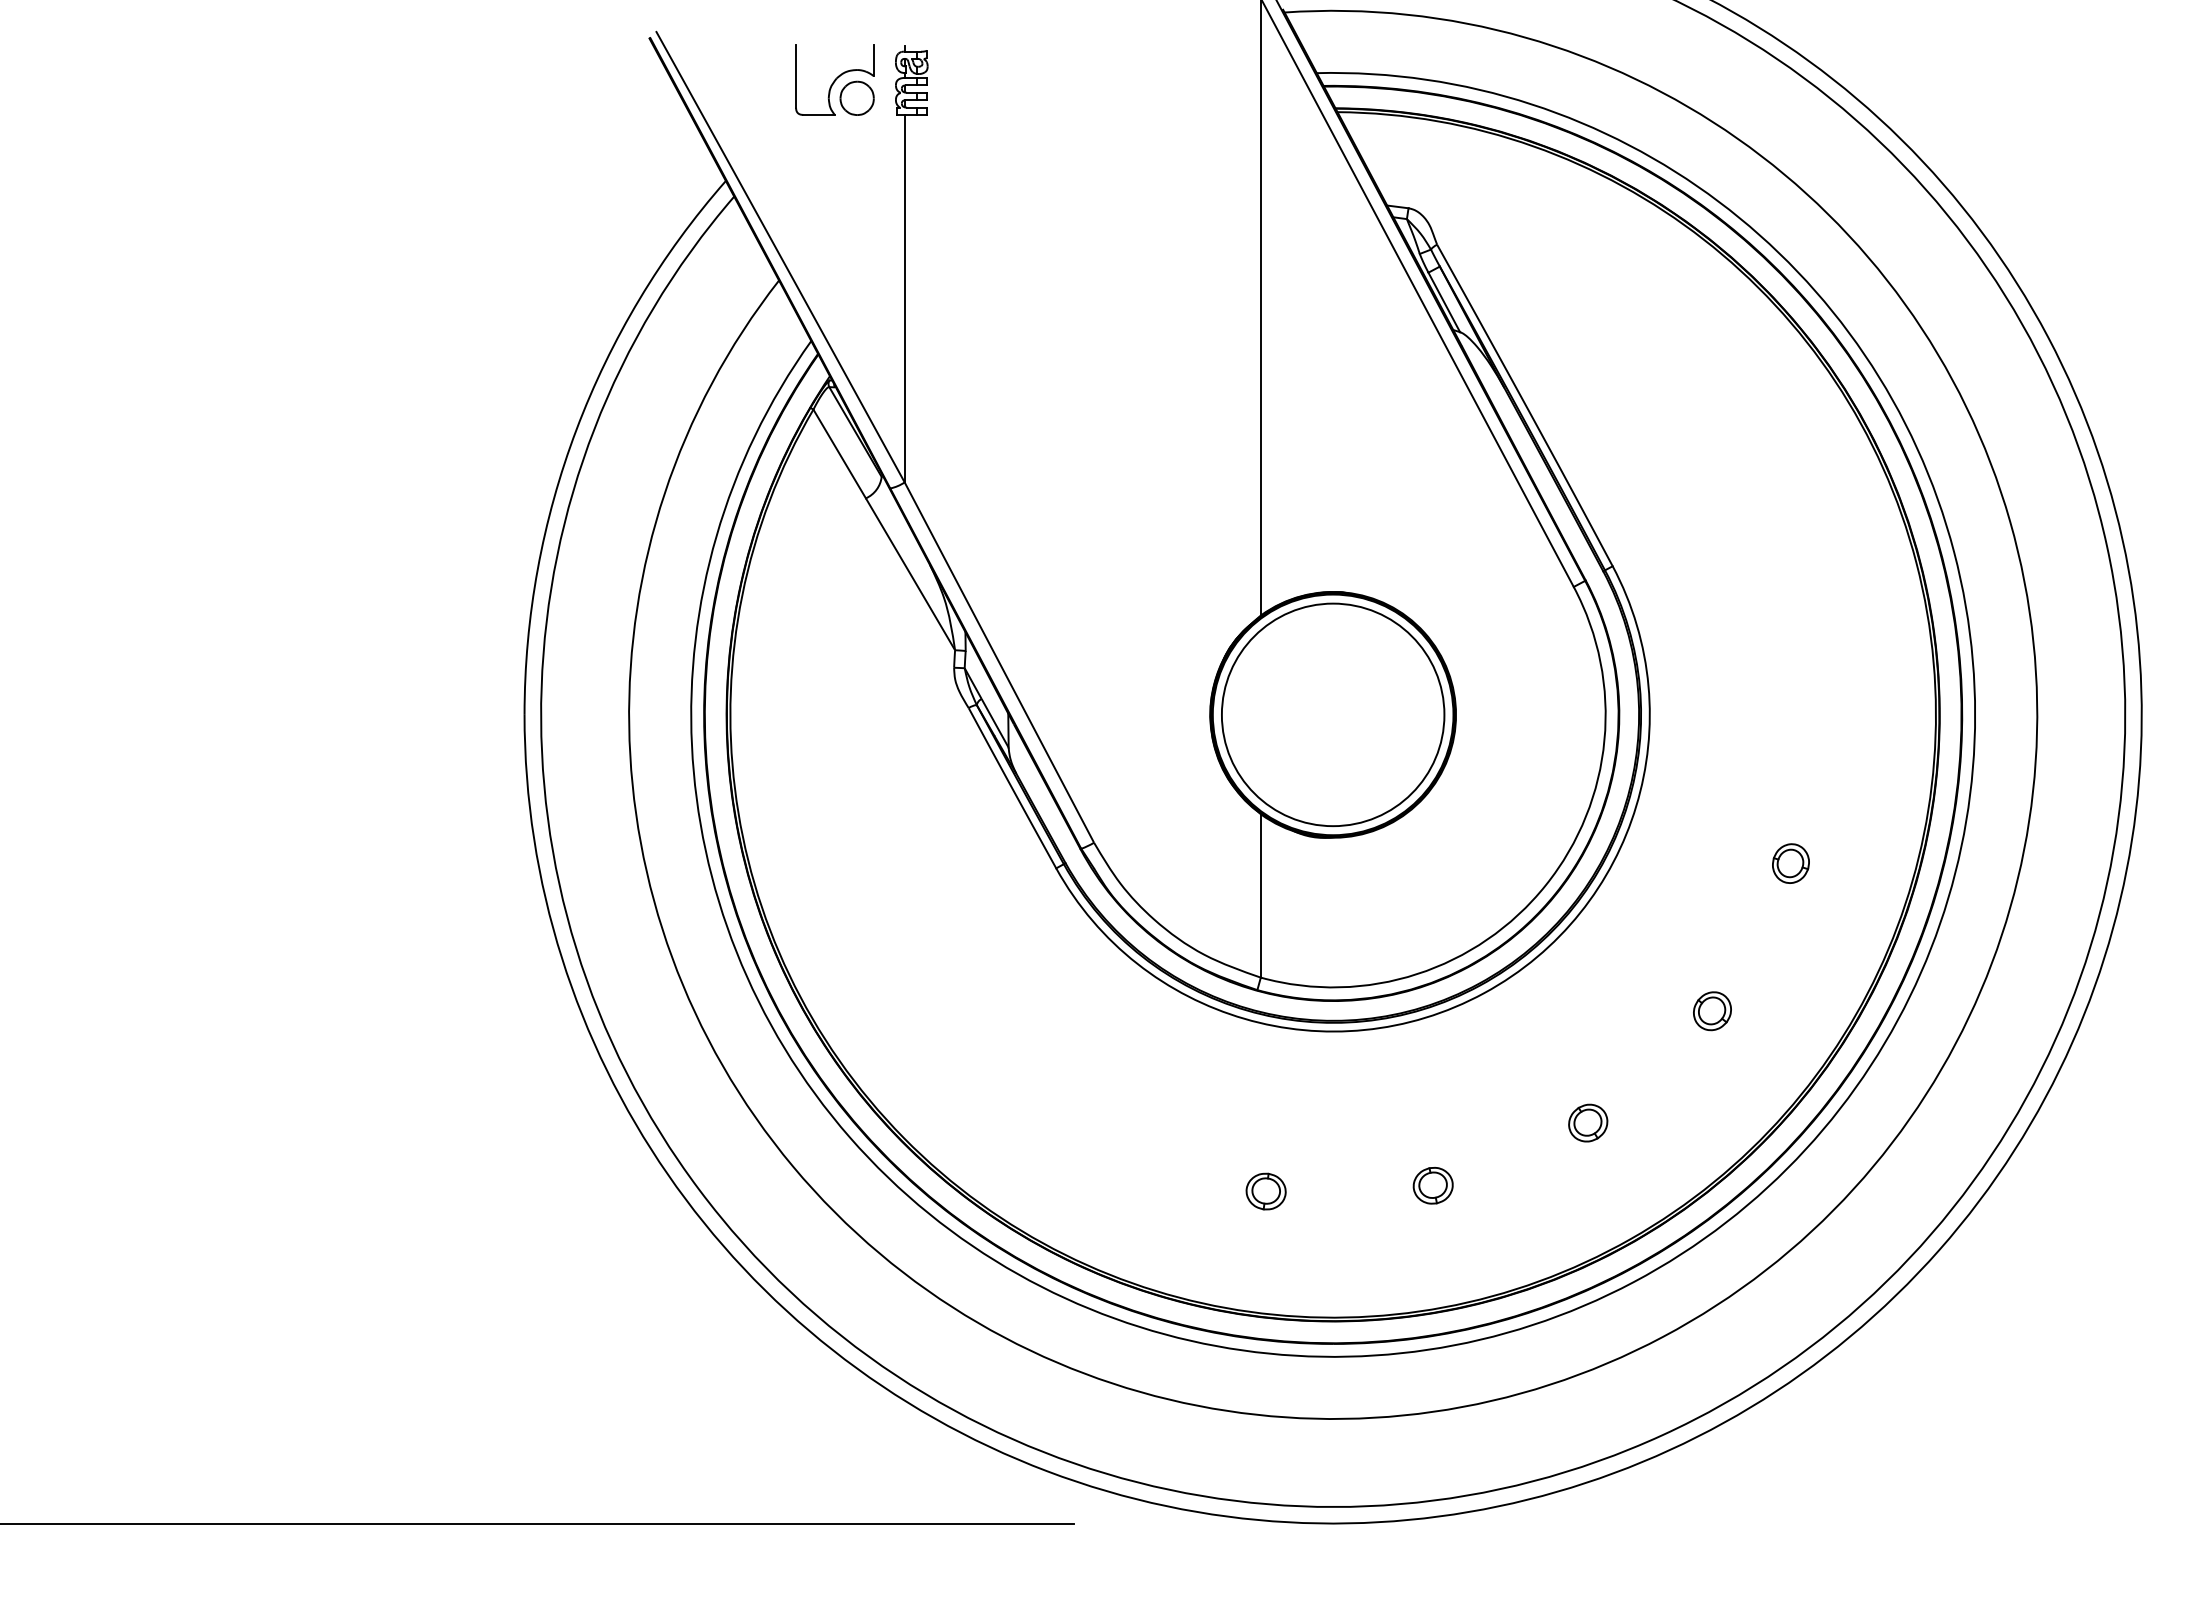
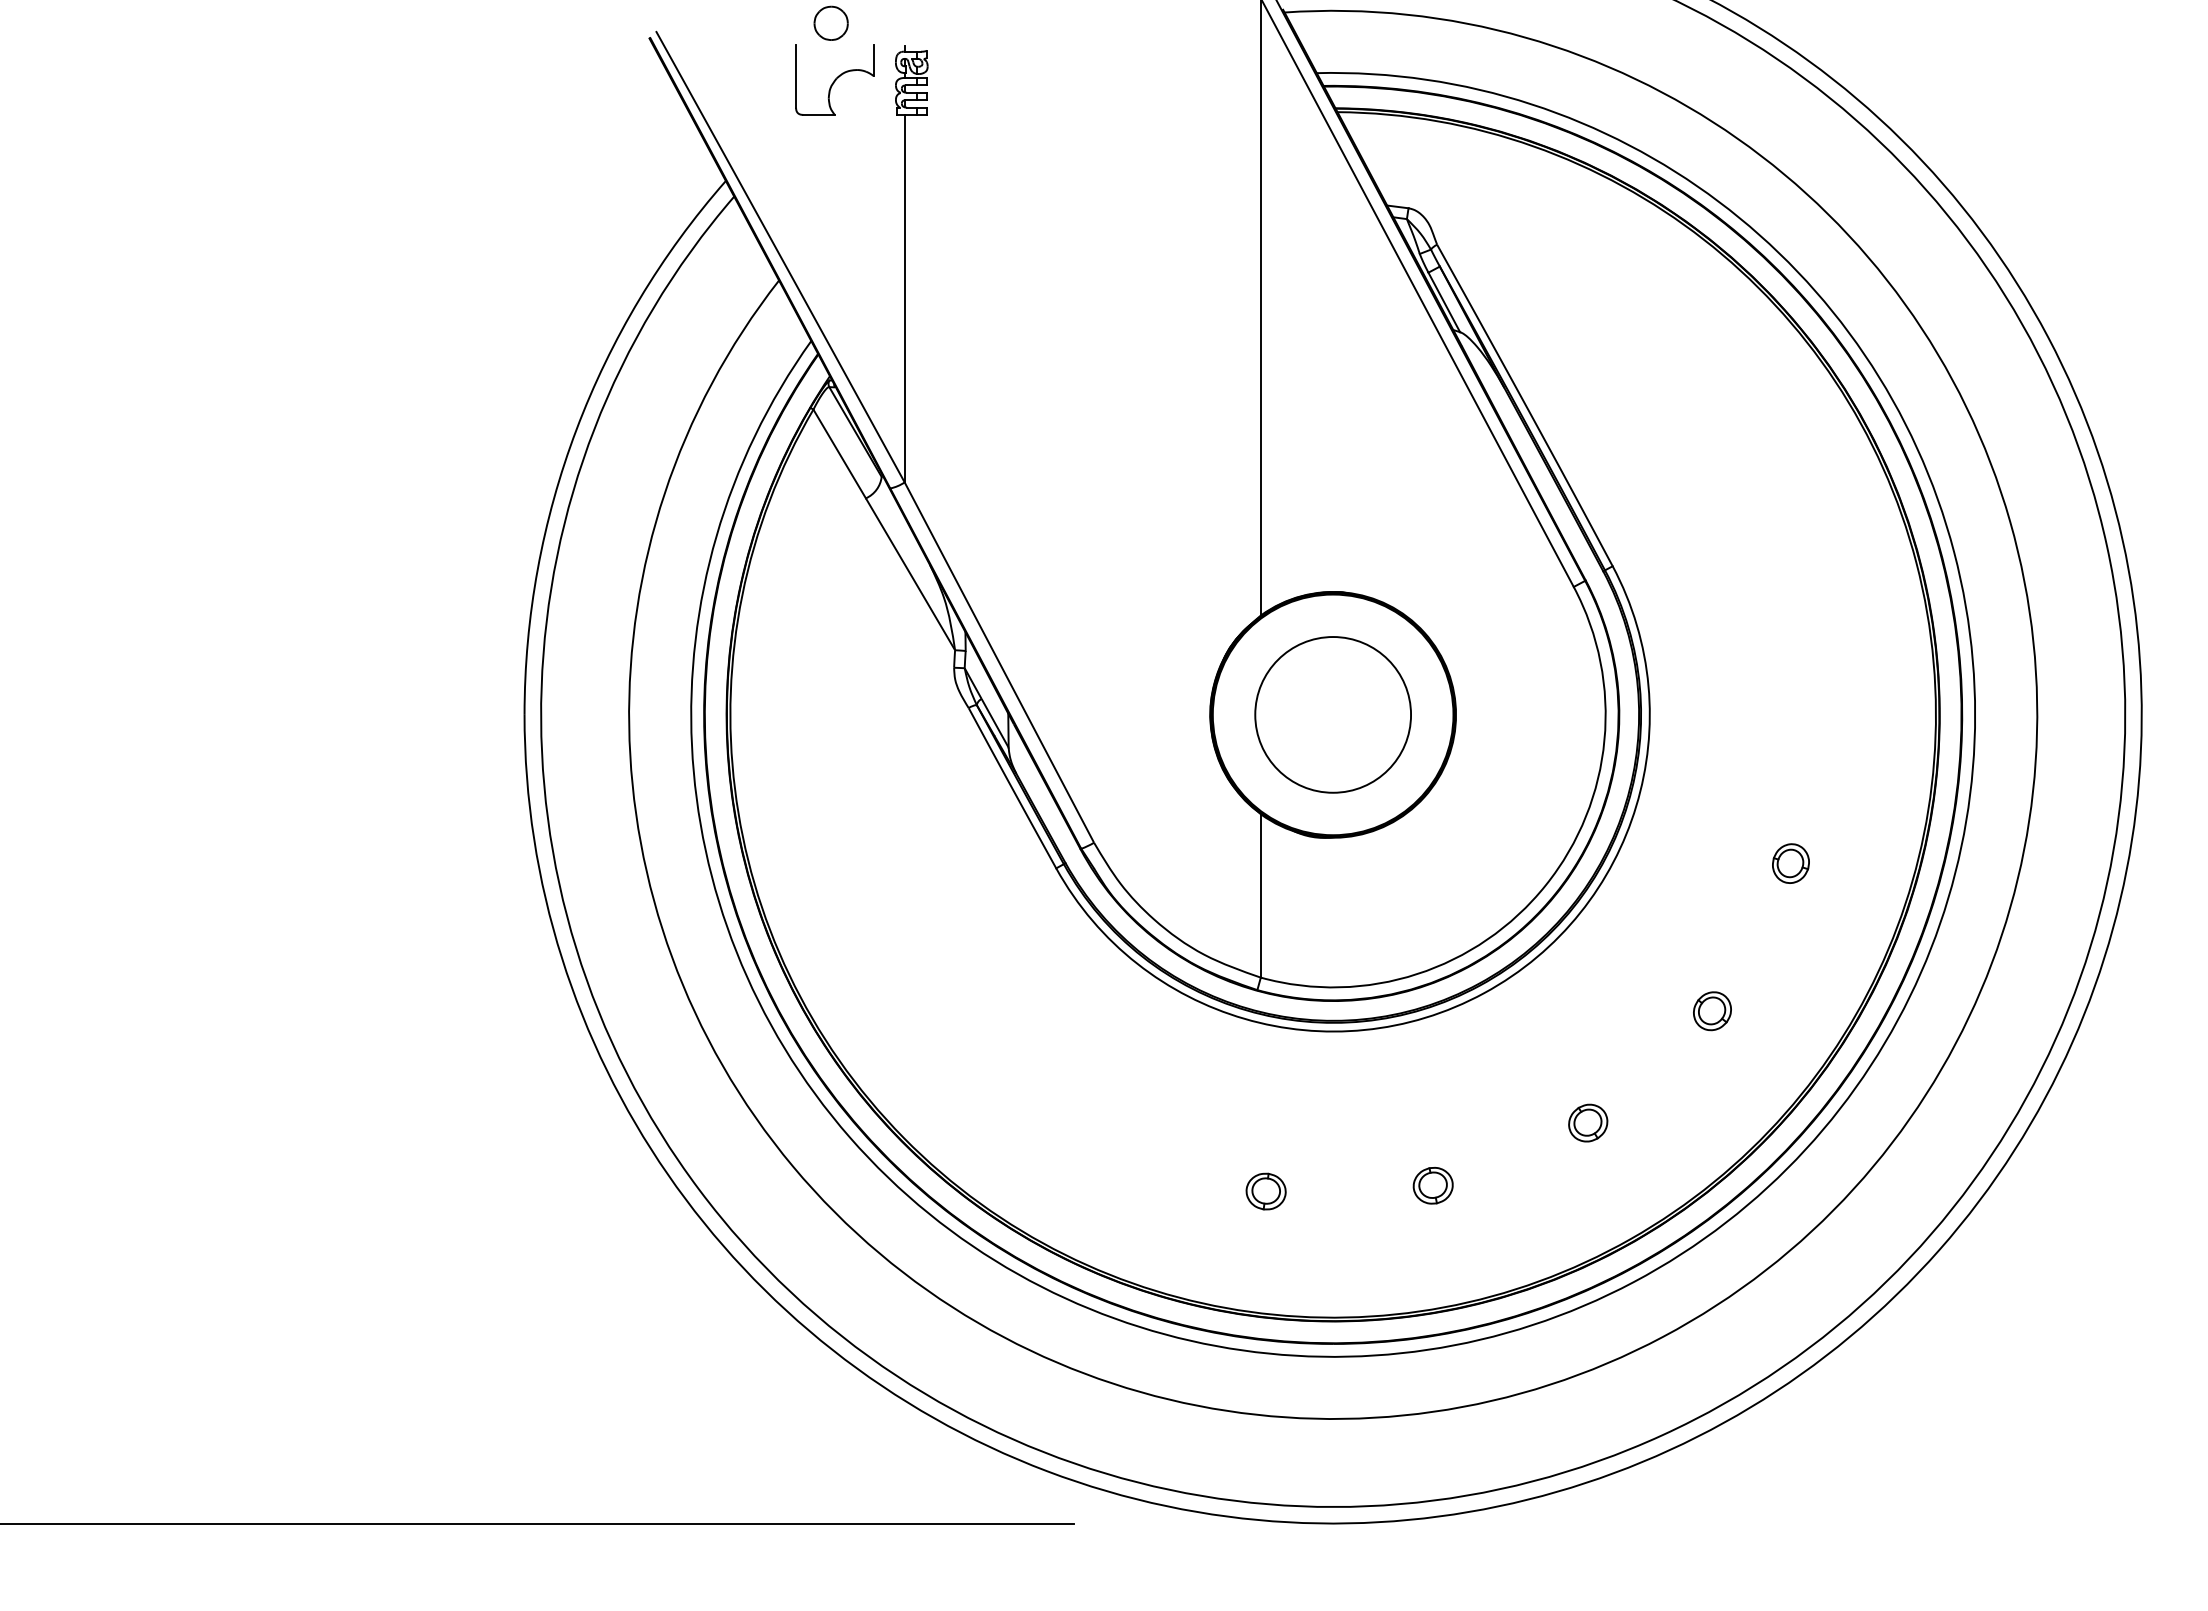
part position: (856, 97) -> (830, 22) (830, 22)
circle diameter: 223 px -> 156 px (1333, 714)
